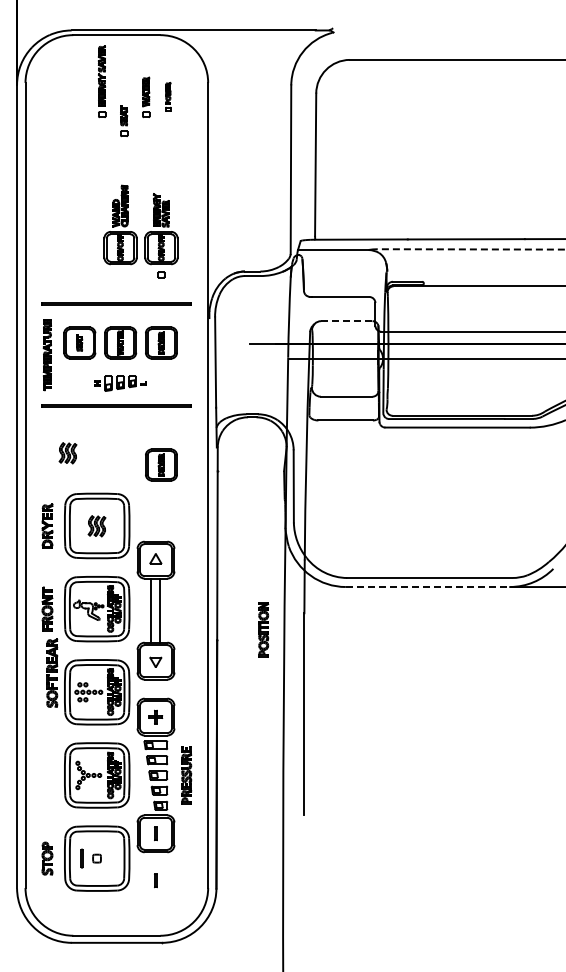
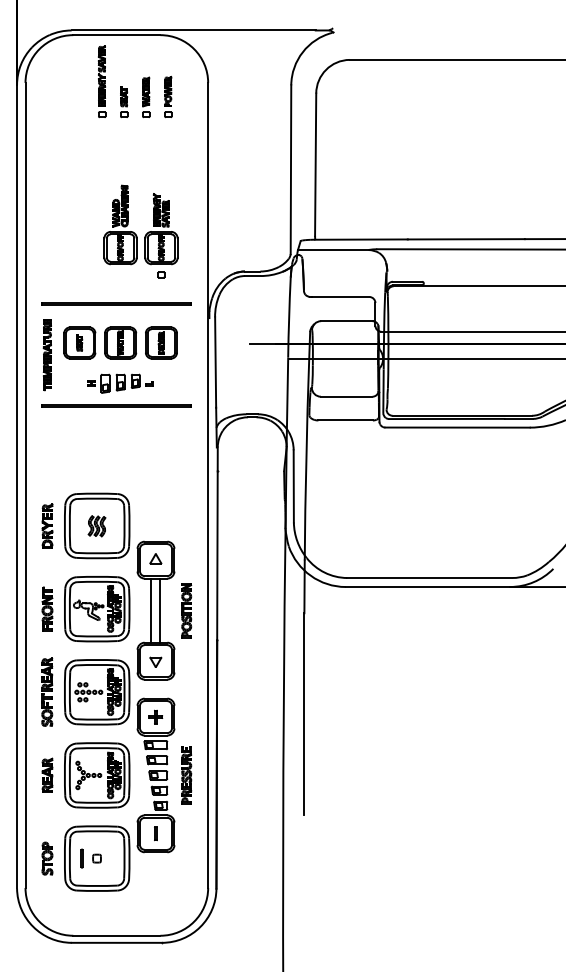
part size: 7x30 px -> 9x44 px (168, 96)
part position: (124, 121) -> (124, 102) (124, 102)
line: dashed -> solid (471, 249)
line: dashed -> solid (346, 321)
part size: 53x17 px -> 67x21 px (120, 383)
part: present -> none (67, 453)
part: present -> none (161, 464)
line: dashed -> solid (428, 587)
part position: (263, 629) -> (186, 610) (186, 610)
part position: (52, 672) -> (47, 691) (47, 691)
part: none -> present (47, 774)
line: present -> none (155, 880)
